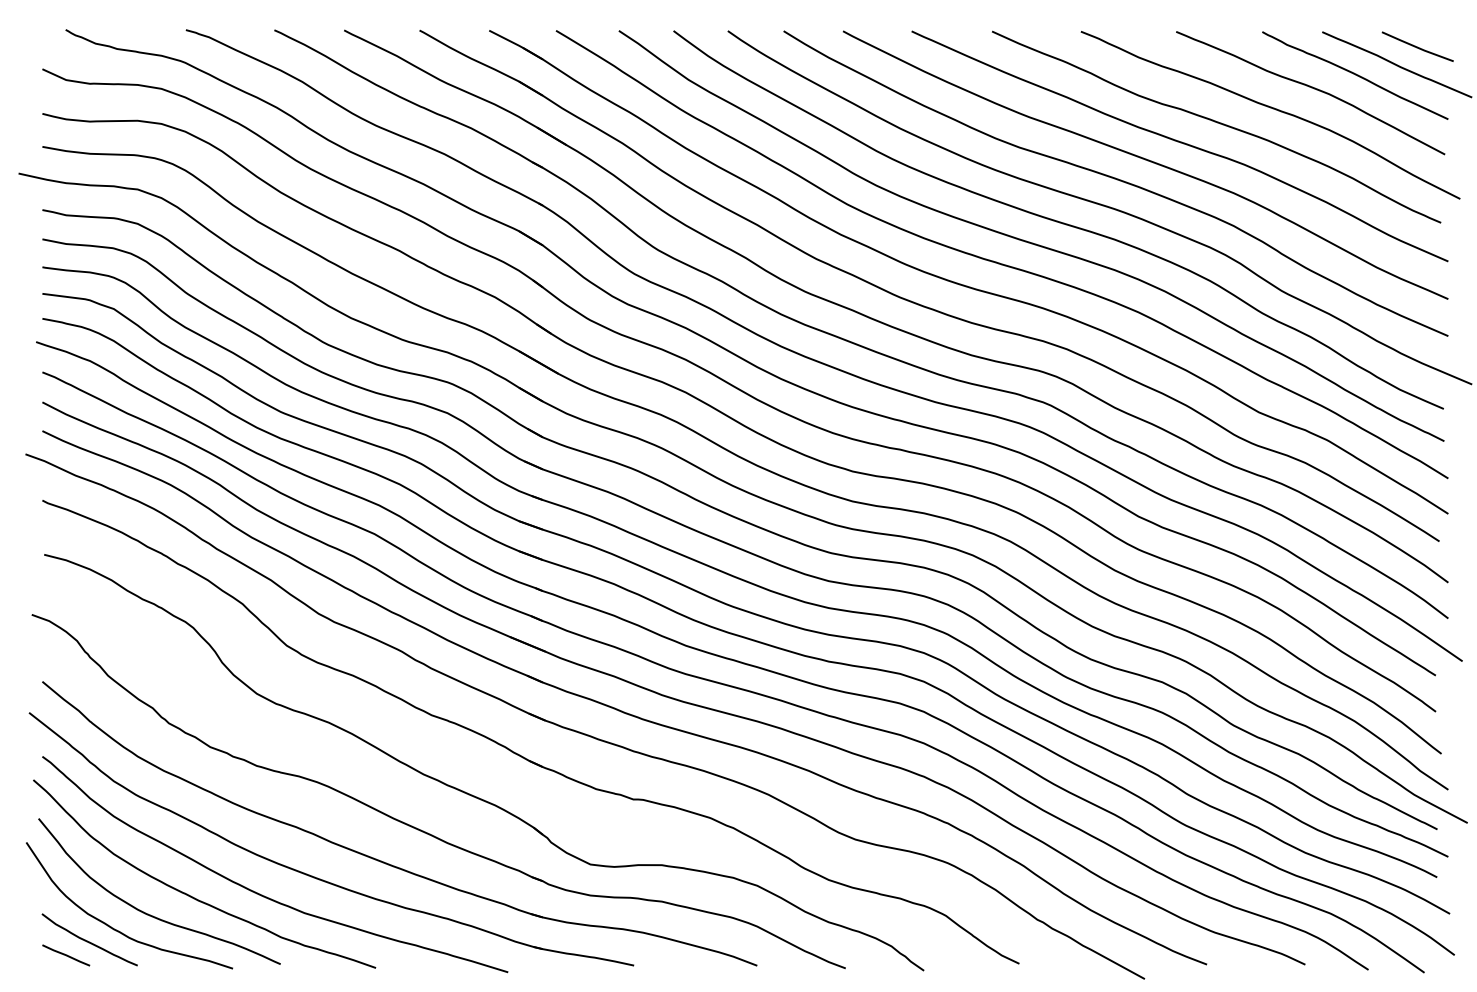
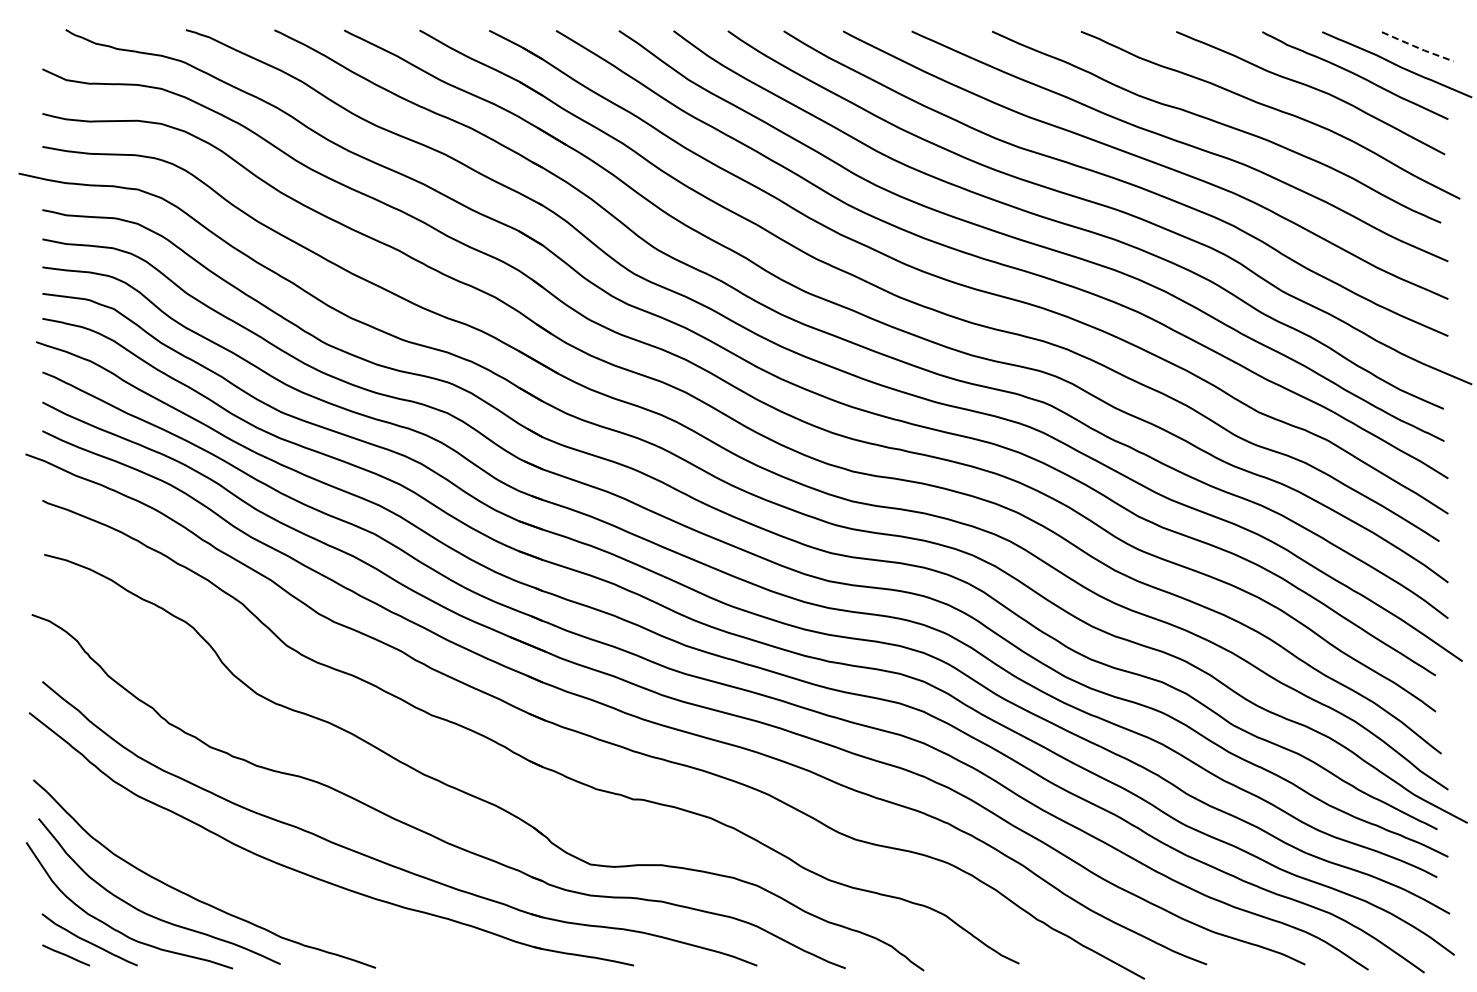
line: solid -> dashed (1418, 47)
curve: present -> none (262, 894)
